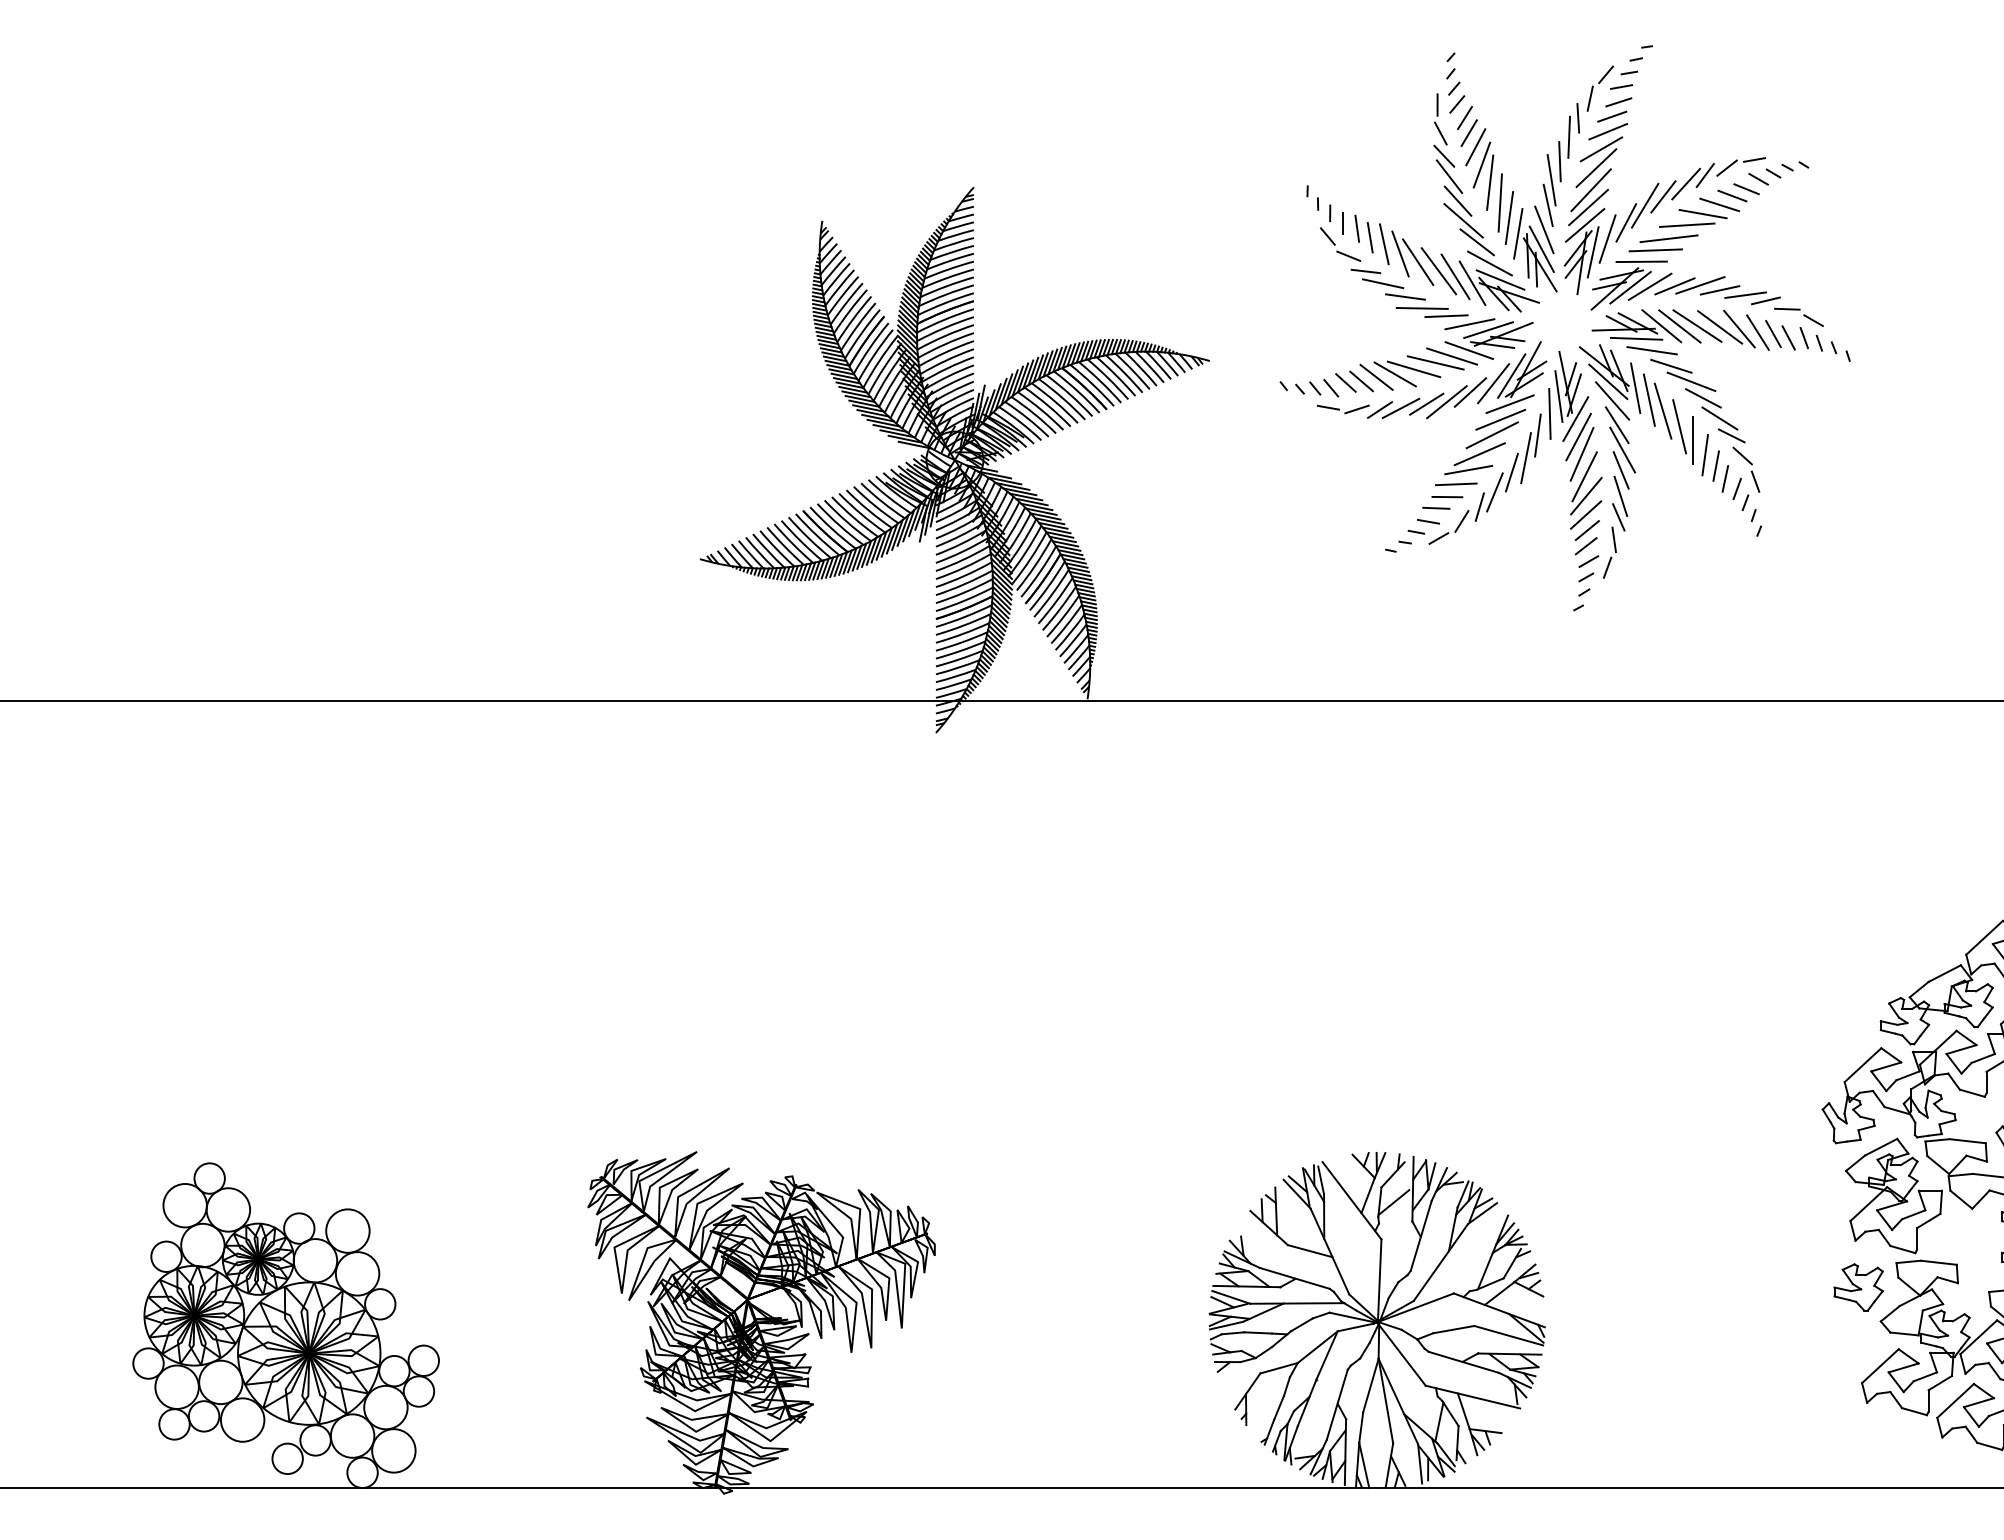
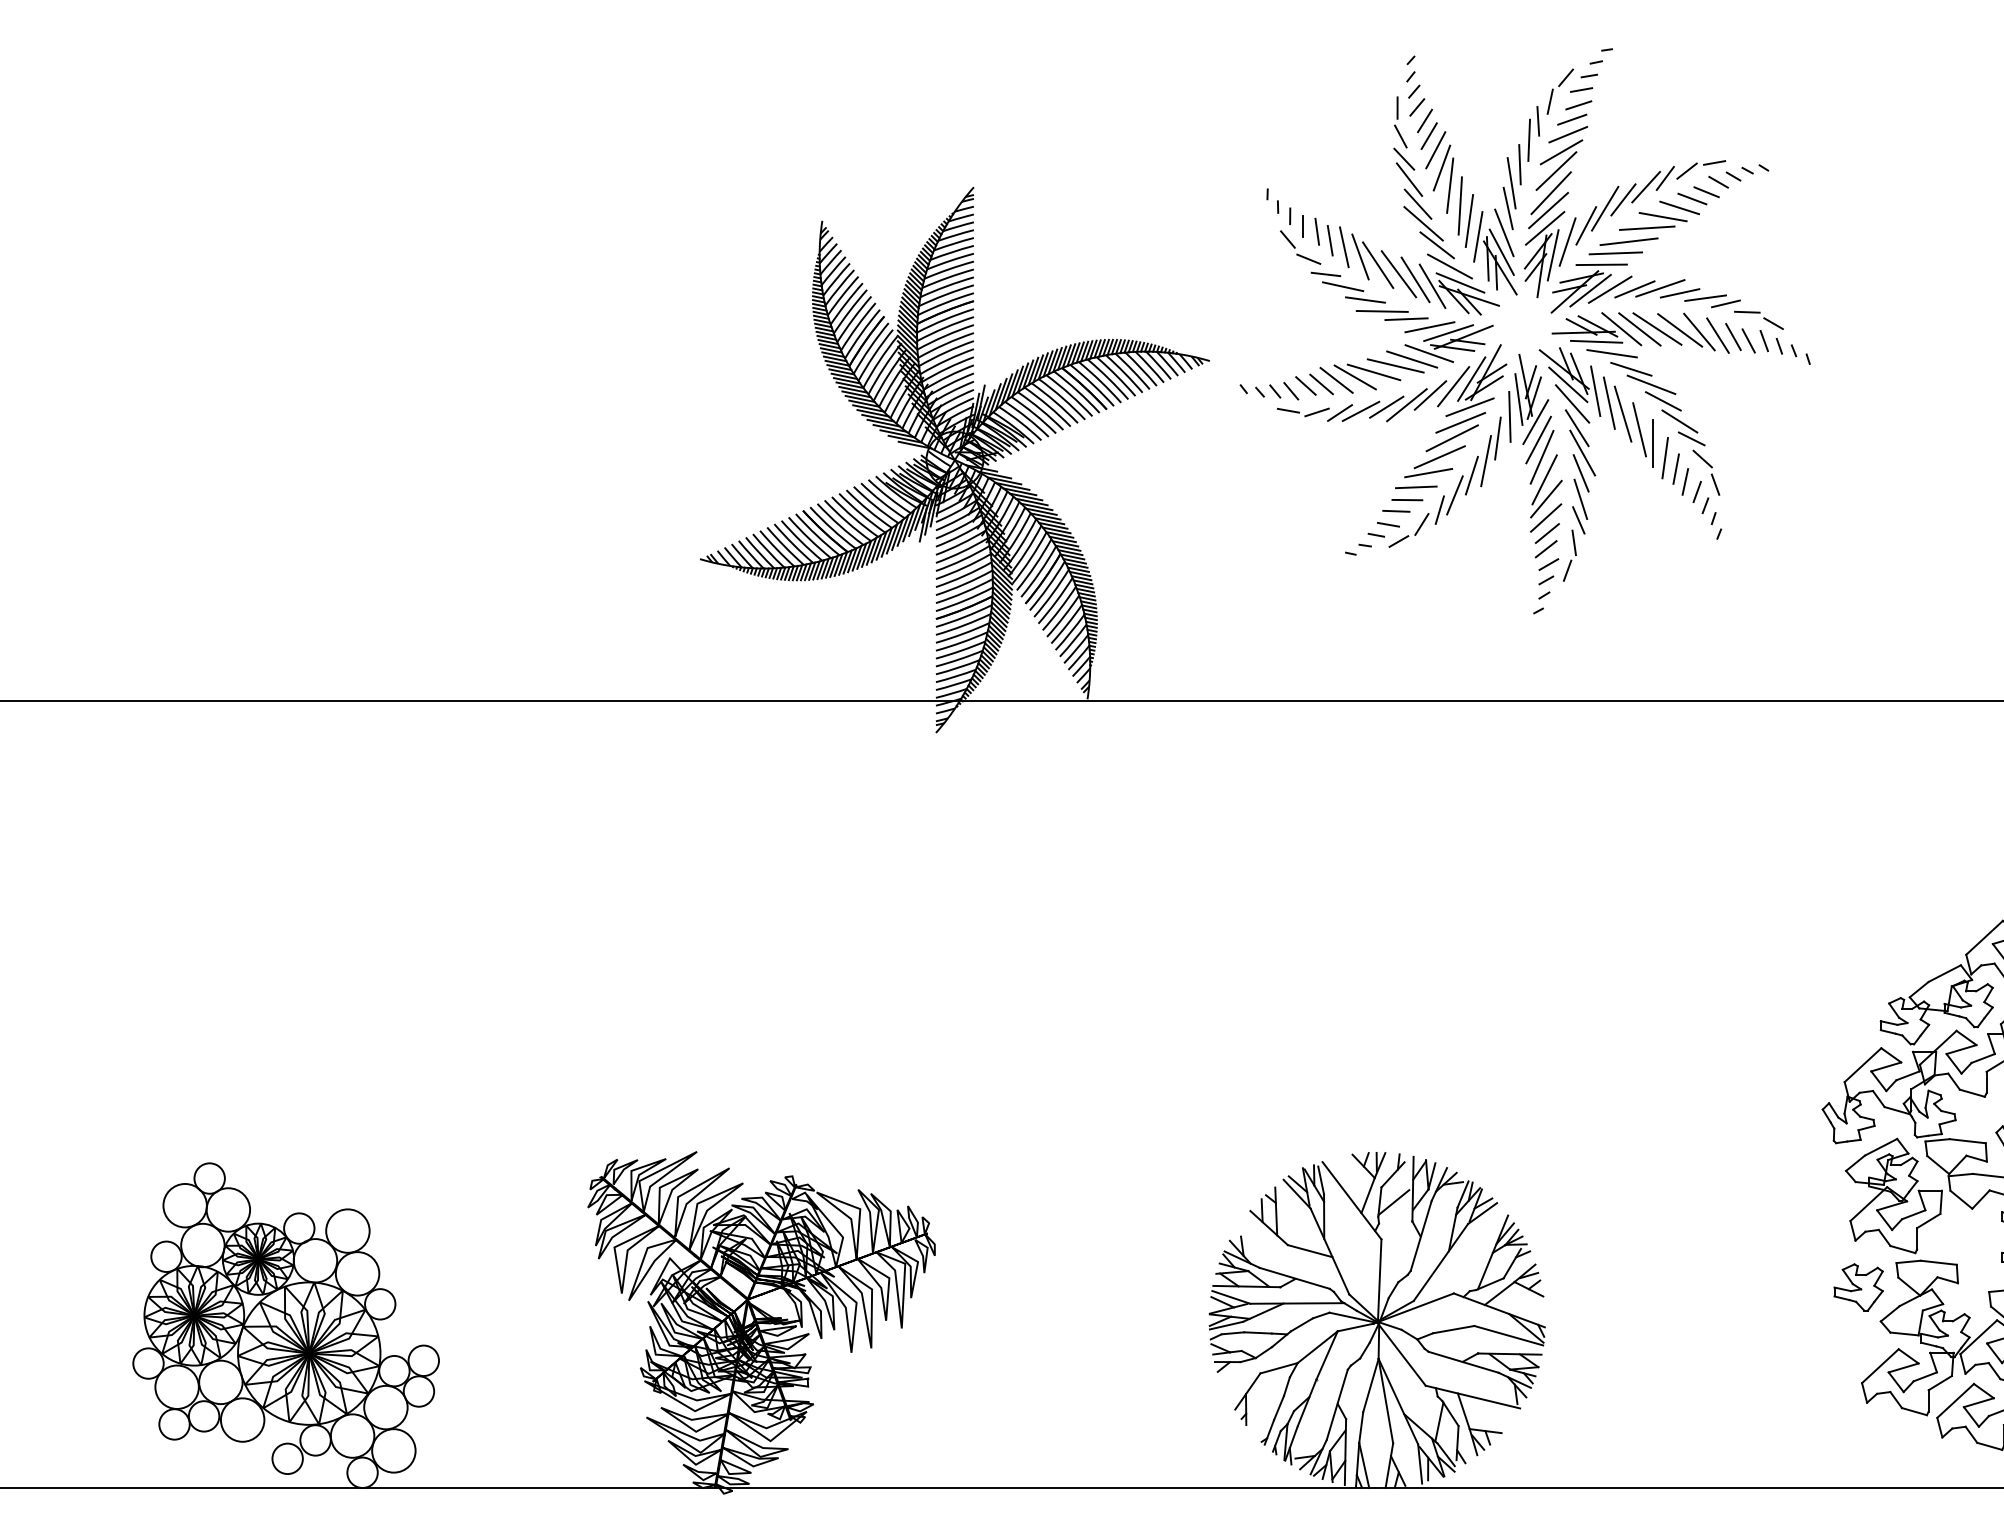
part position: (1559, 350) -> (1519, 353) (1519, 353)
